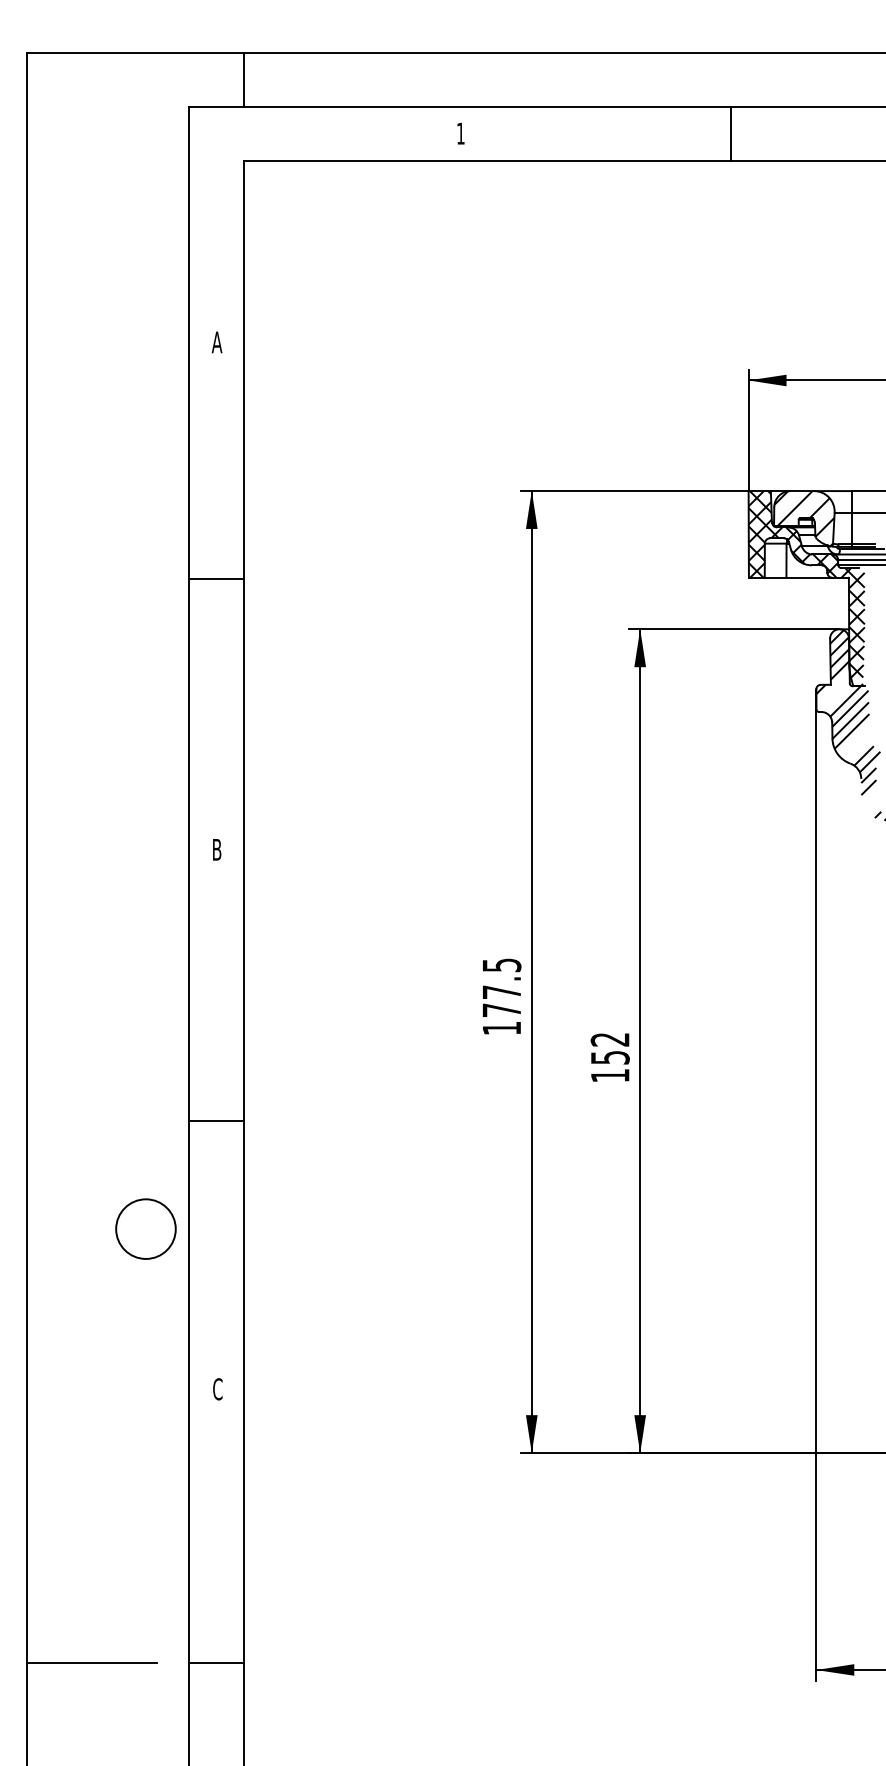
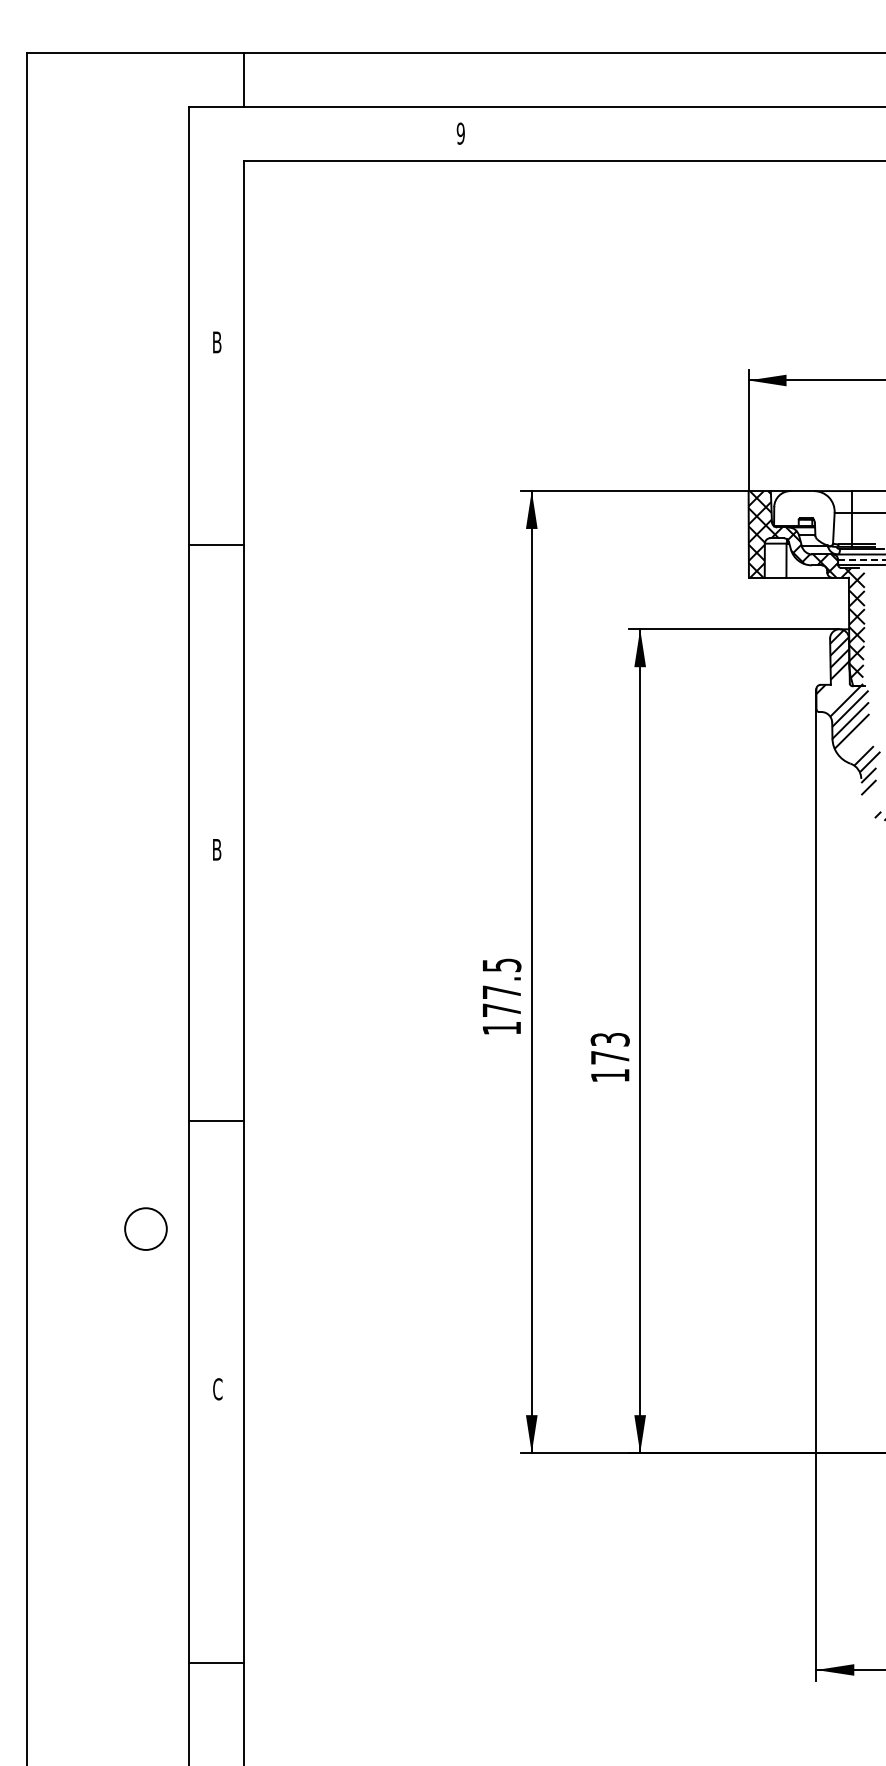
text: 1 -> 9 (460, 133)
line: present -> none (731, 134)
text: A -> B (216, 342)
hatch: present -> none (804, 518)
line: solid -> dashed (862, 559)
line position: (216, 578) -> (216, 544) (216, 544)
text: 152 -> 173 (610, 1048)
circle size: 62x62 px -> 44x44 px (145, 1228)
line: present -> none (91, 1662)
